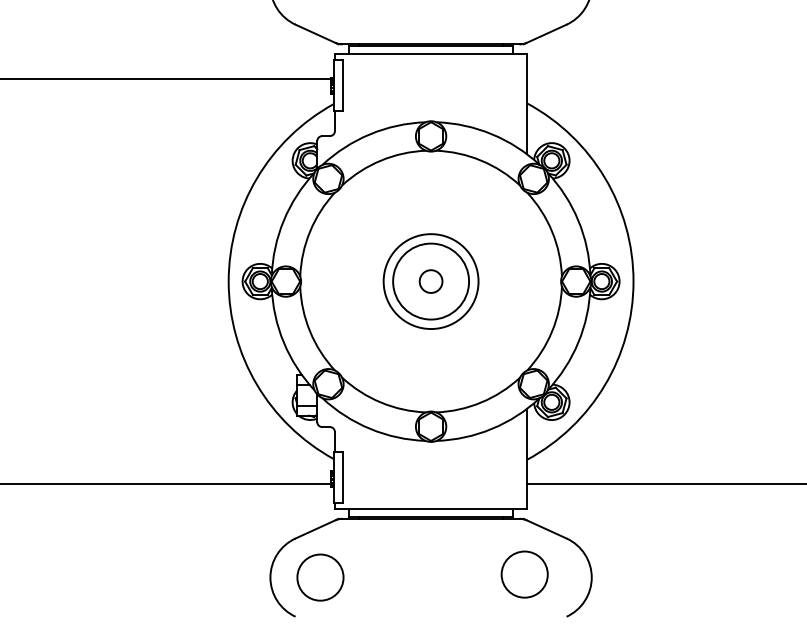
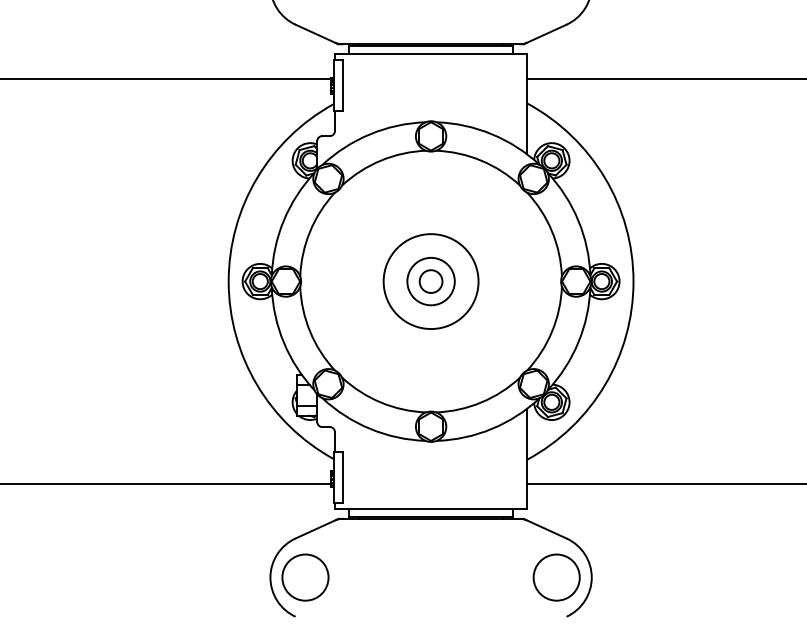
line: none -> present (665, 79)
circle diameter: 76 px -> 47 px (430, 281)
circle position: (524, 574) -> (556, 577) (556, 577)
circle position: (320, 577) -> (305, 577) (305, 577)
